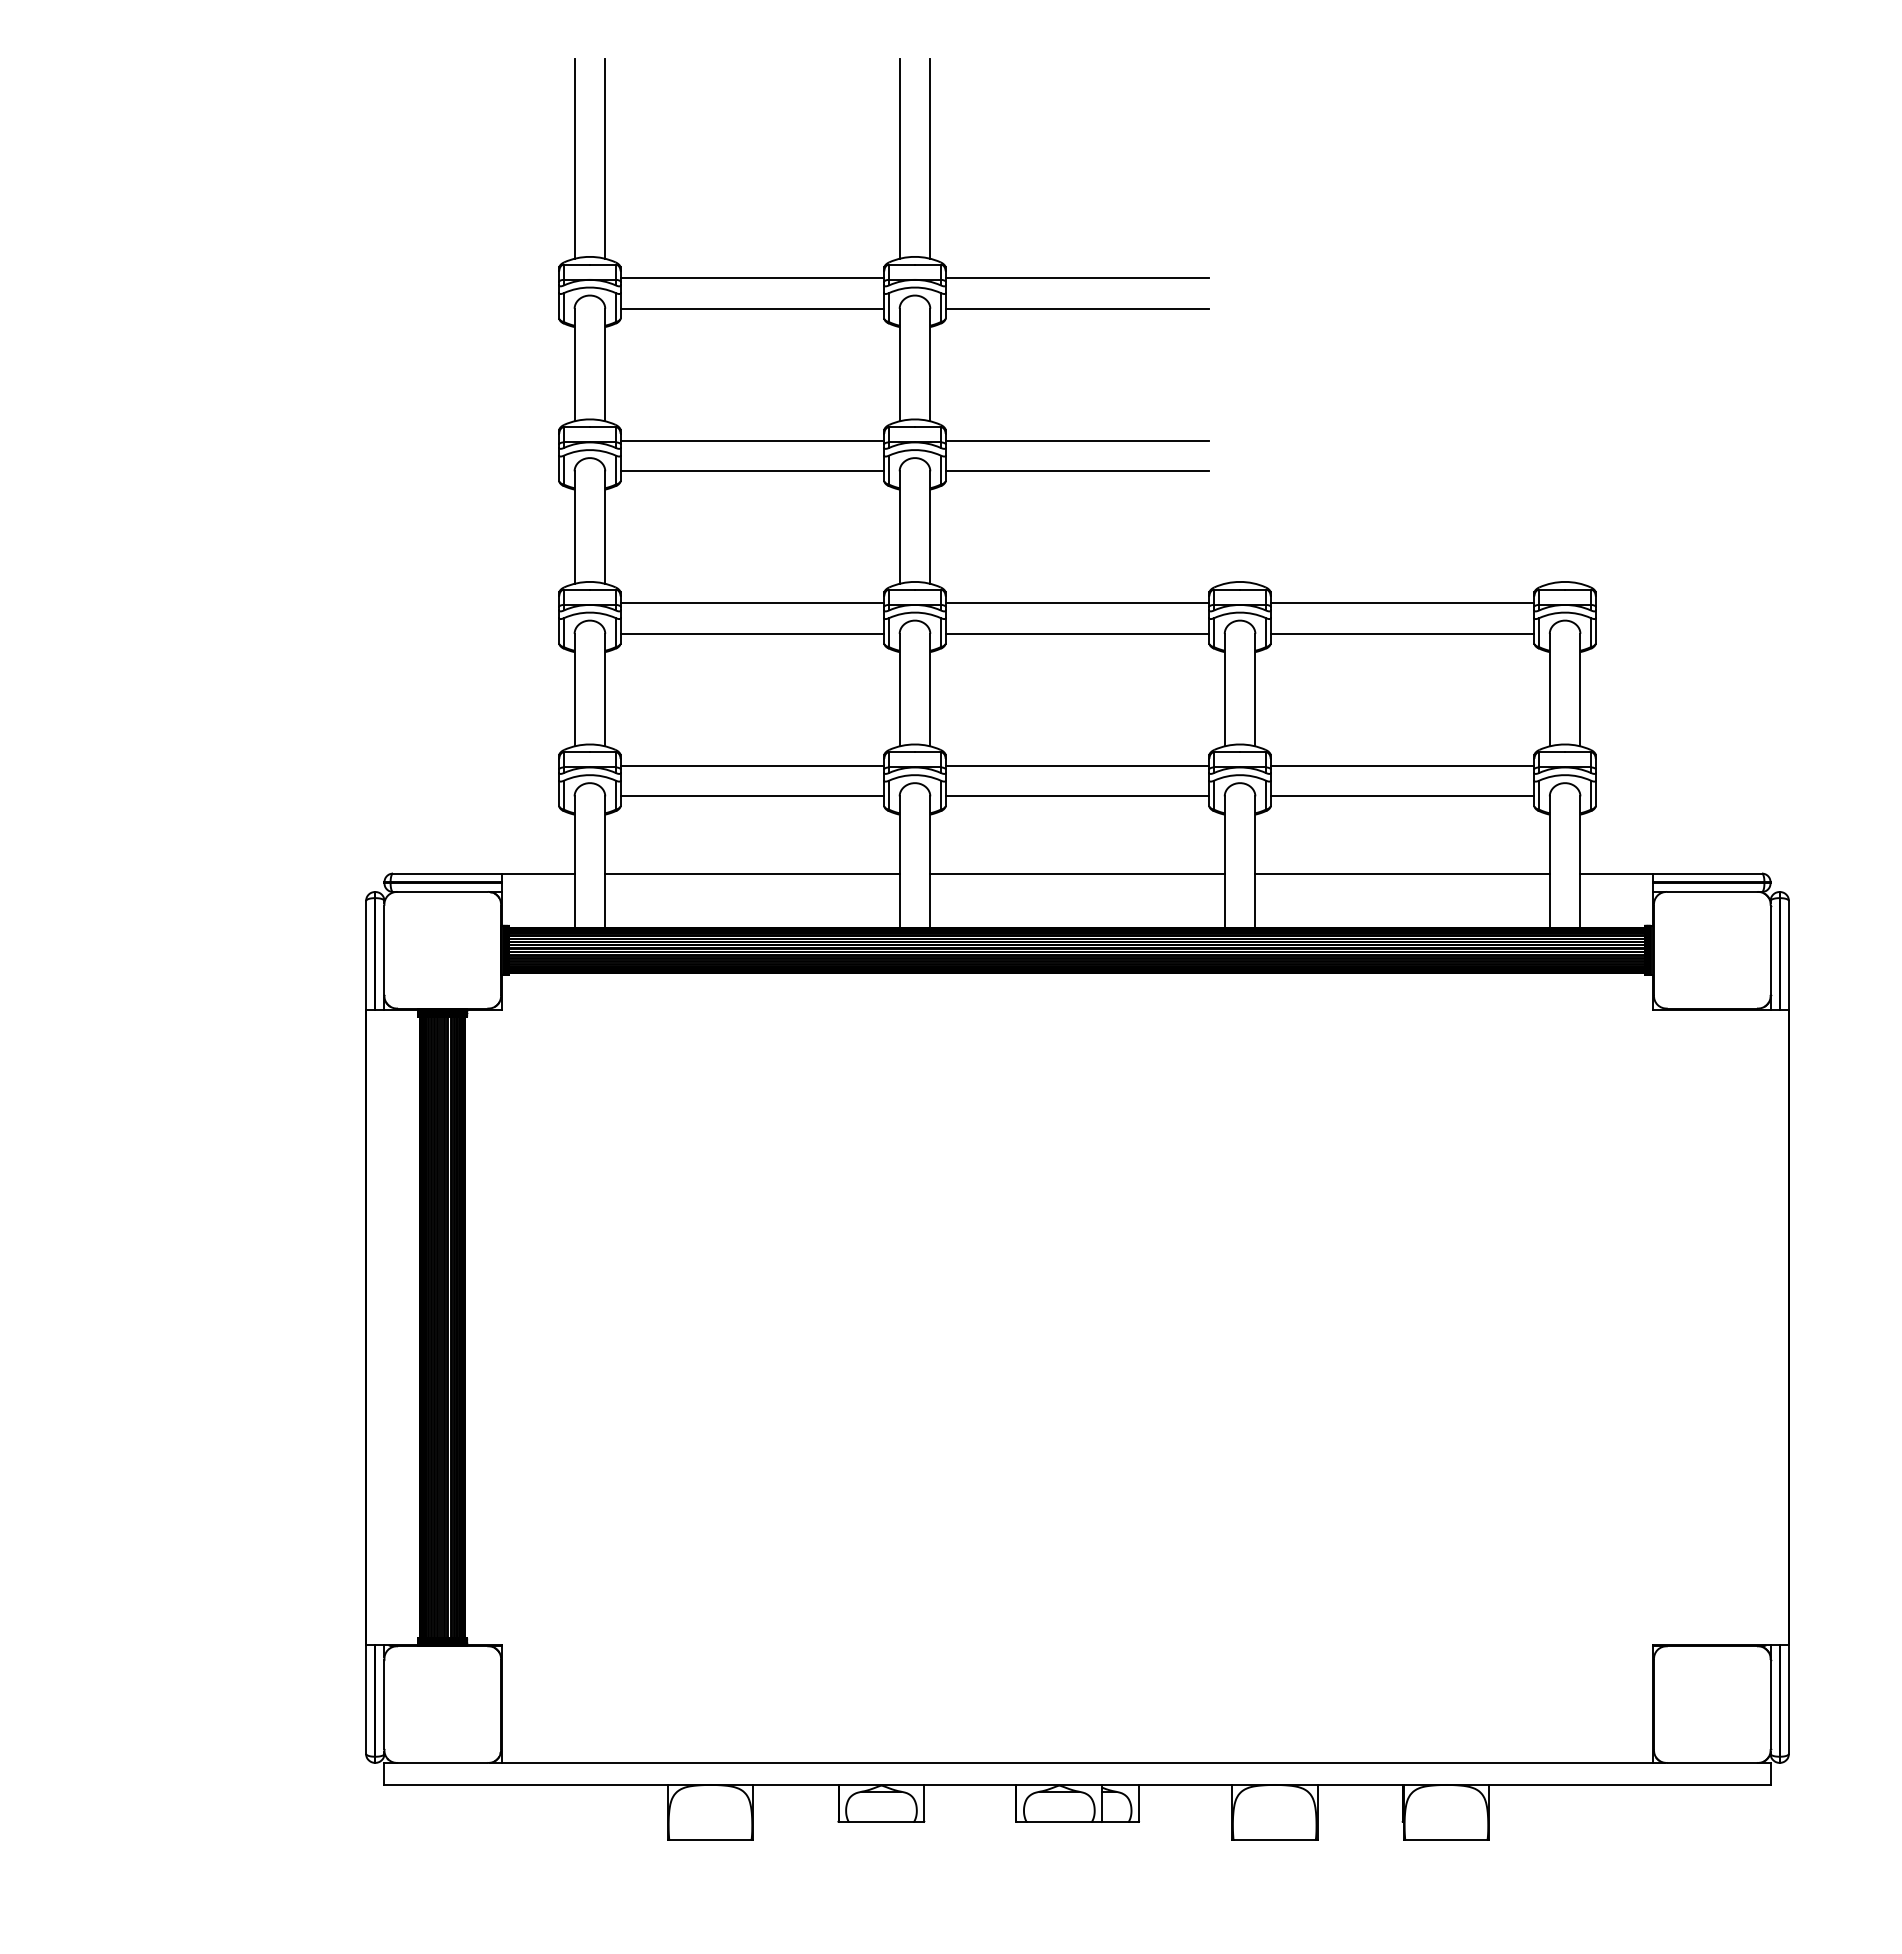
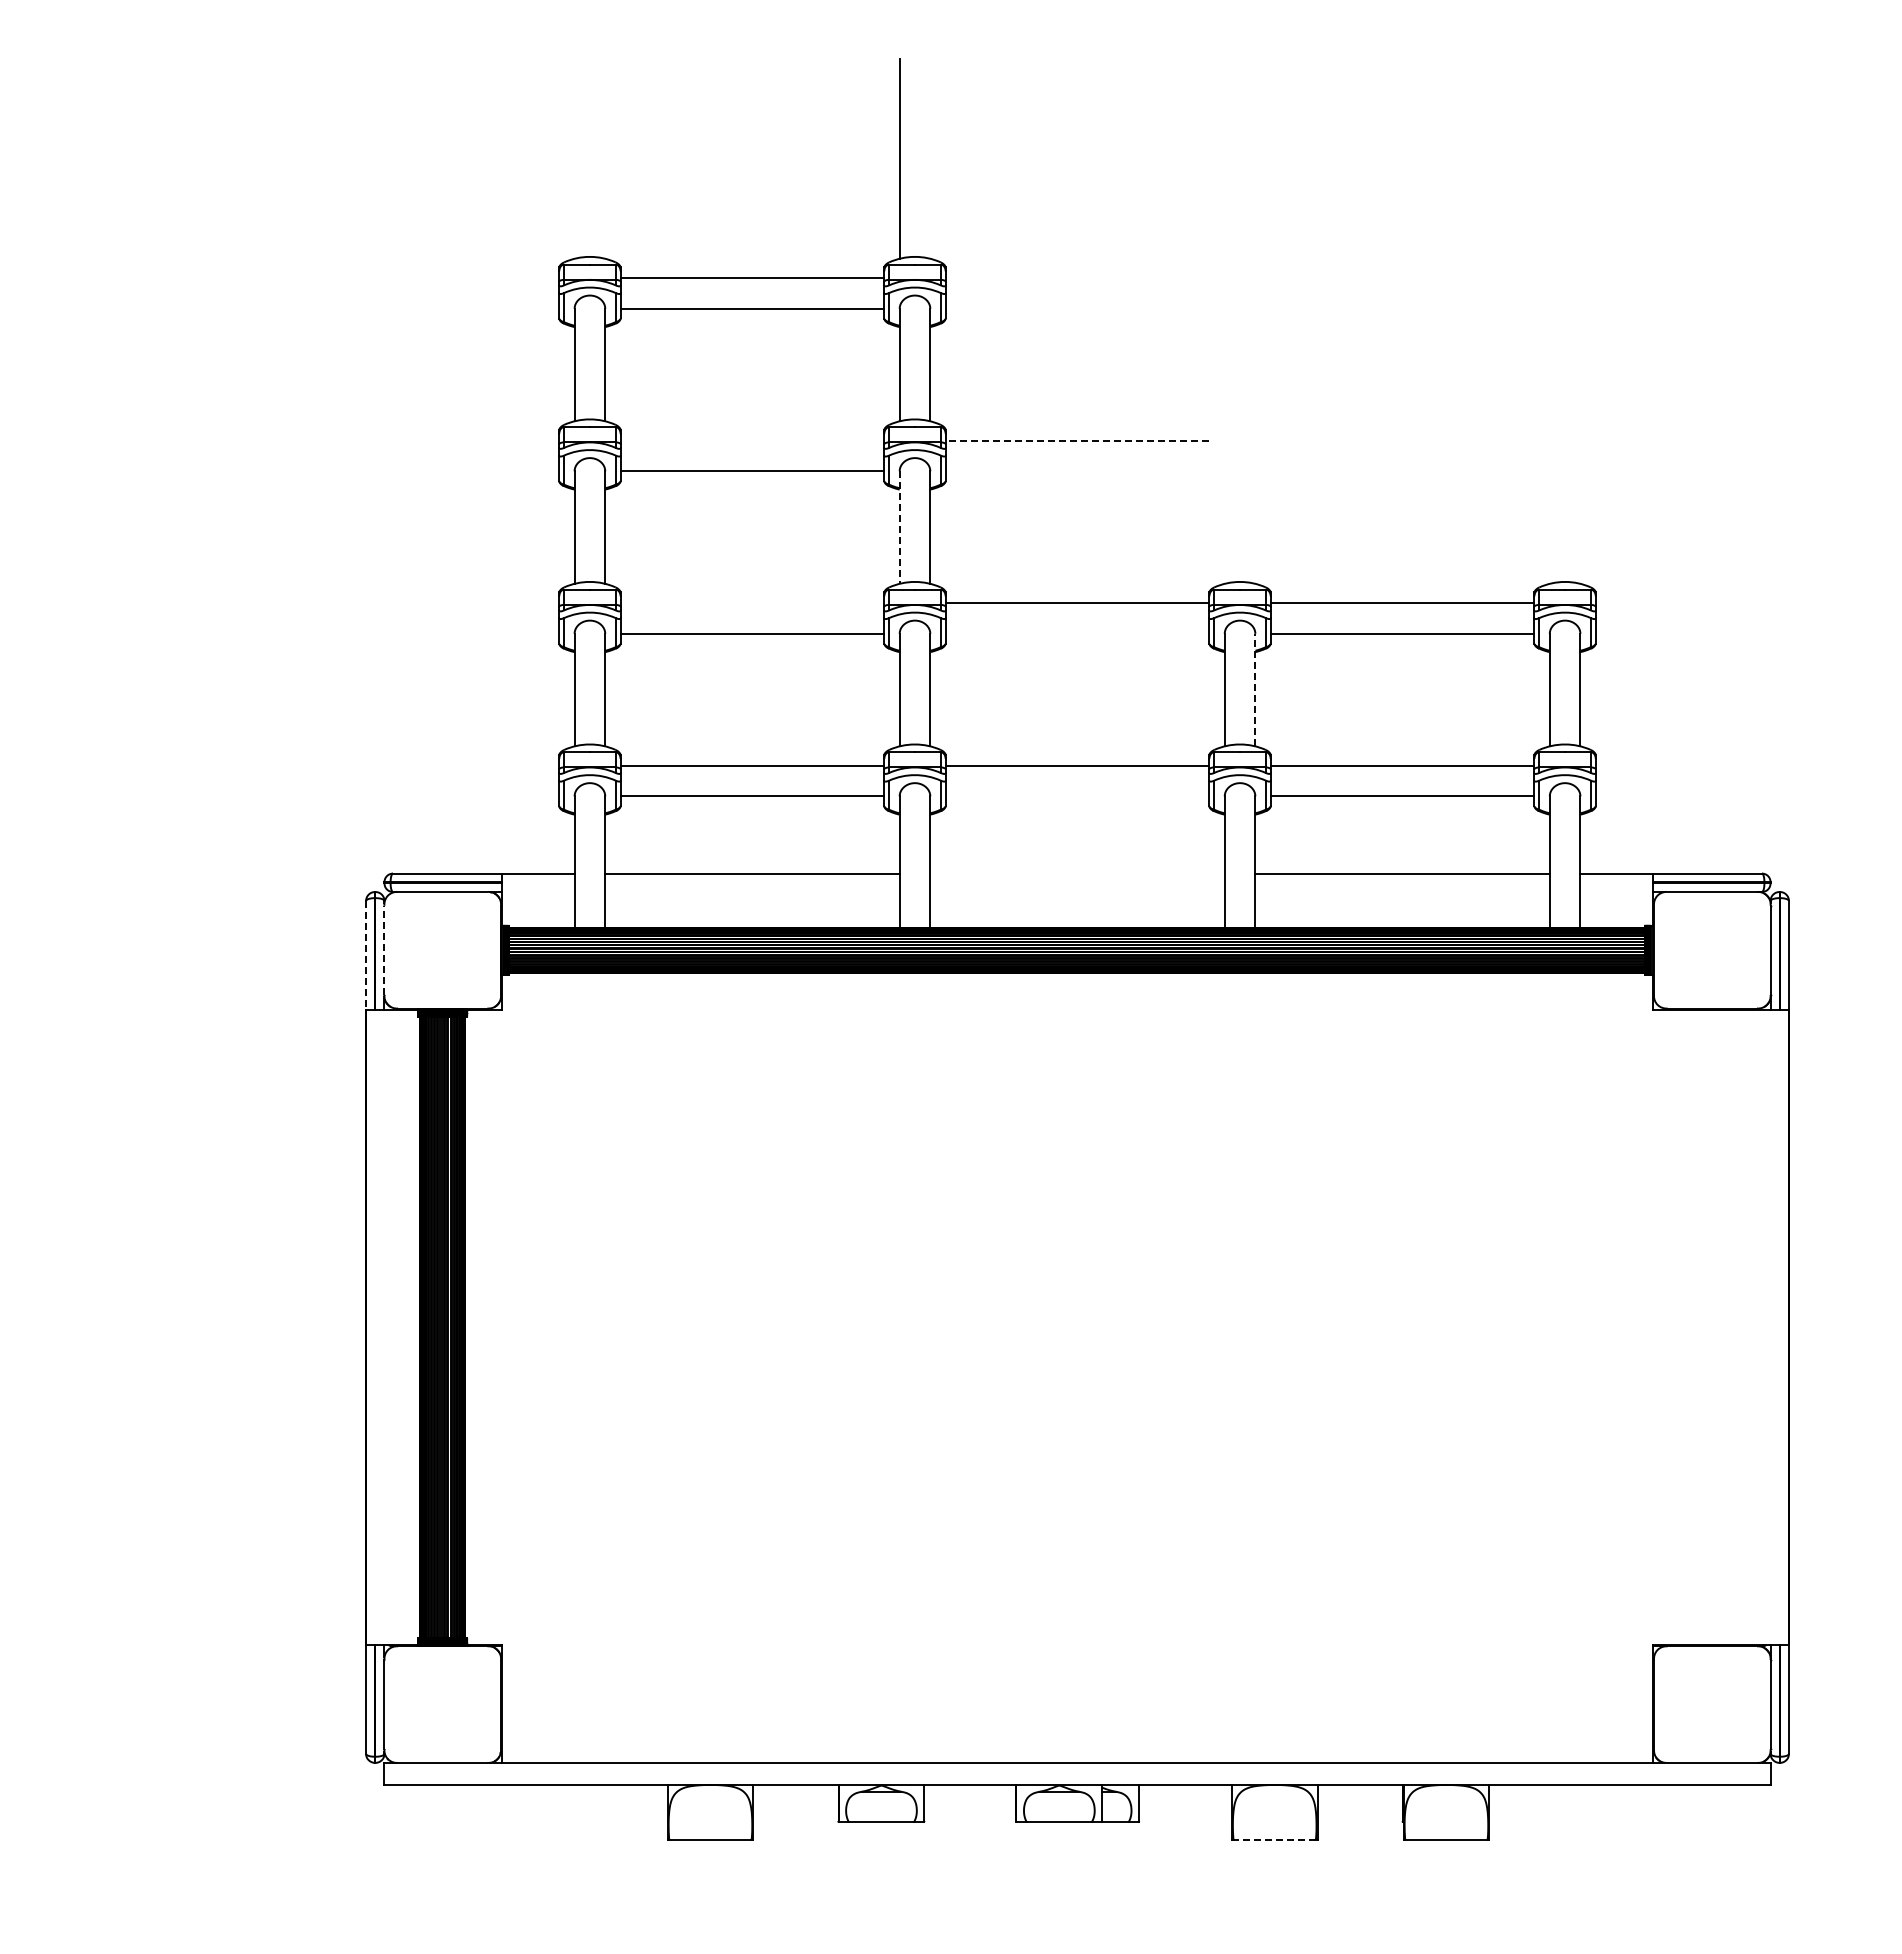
line: present -> none (574, 158)
line: present -> none (605, 158)
line: present -> none (930, 158)
line: present -> none (1077, 278)
line: present -> none (1077, 308)
line: present -> none (752, 440)
line: solid -> dashed (1077, 440)
line: present -> none (1077, 471)
line: solid -> dashed (899, 528)
line: present -> none (752, 603)
line: present -> none (1077, 633)
line: solid -> dashed (1255, 689)
line: present -> none (1077, 796)
line: present -> none (1077, 873)
line: solid -> dashed (384, 950)
line: solid -> dashed (366, 955)
line: solid -> dashed (1274, 1840)
